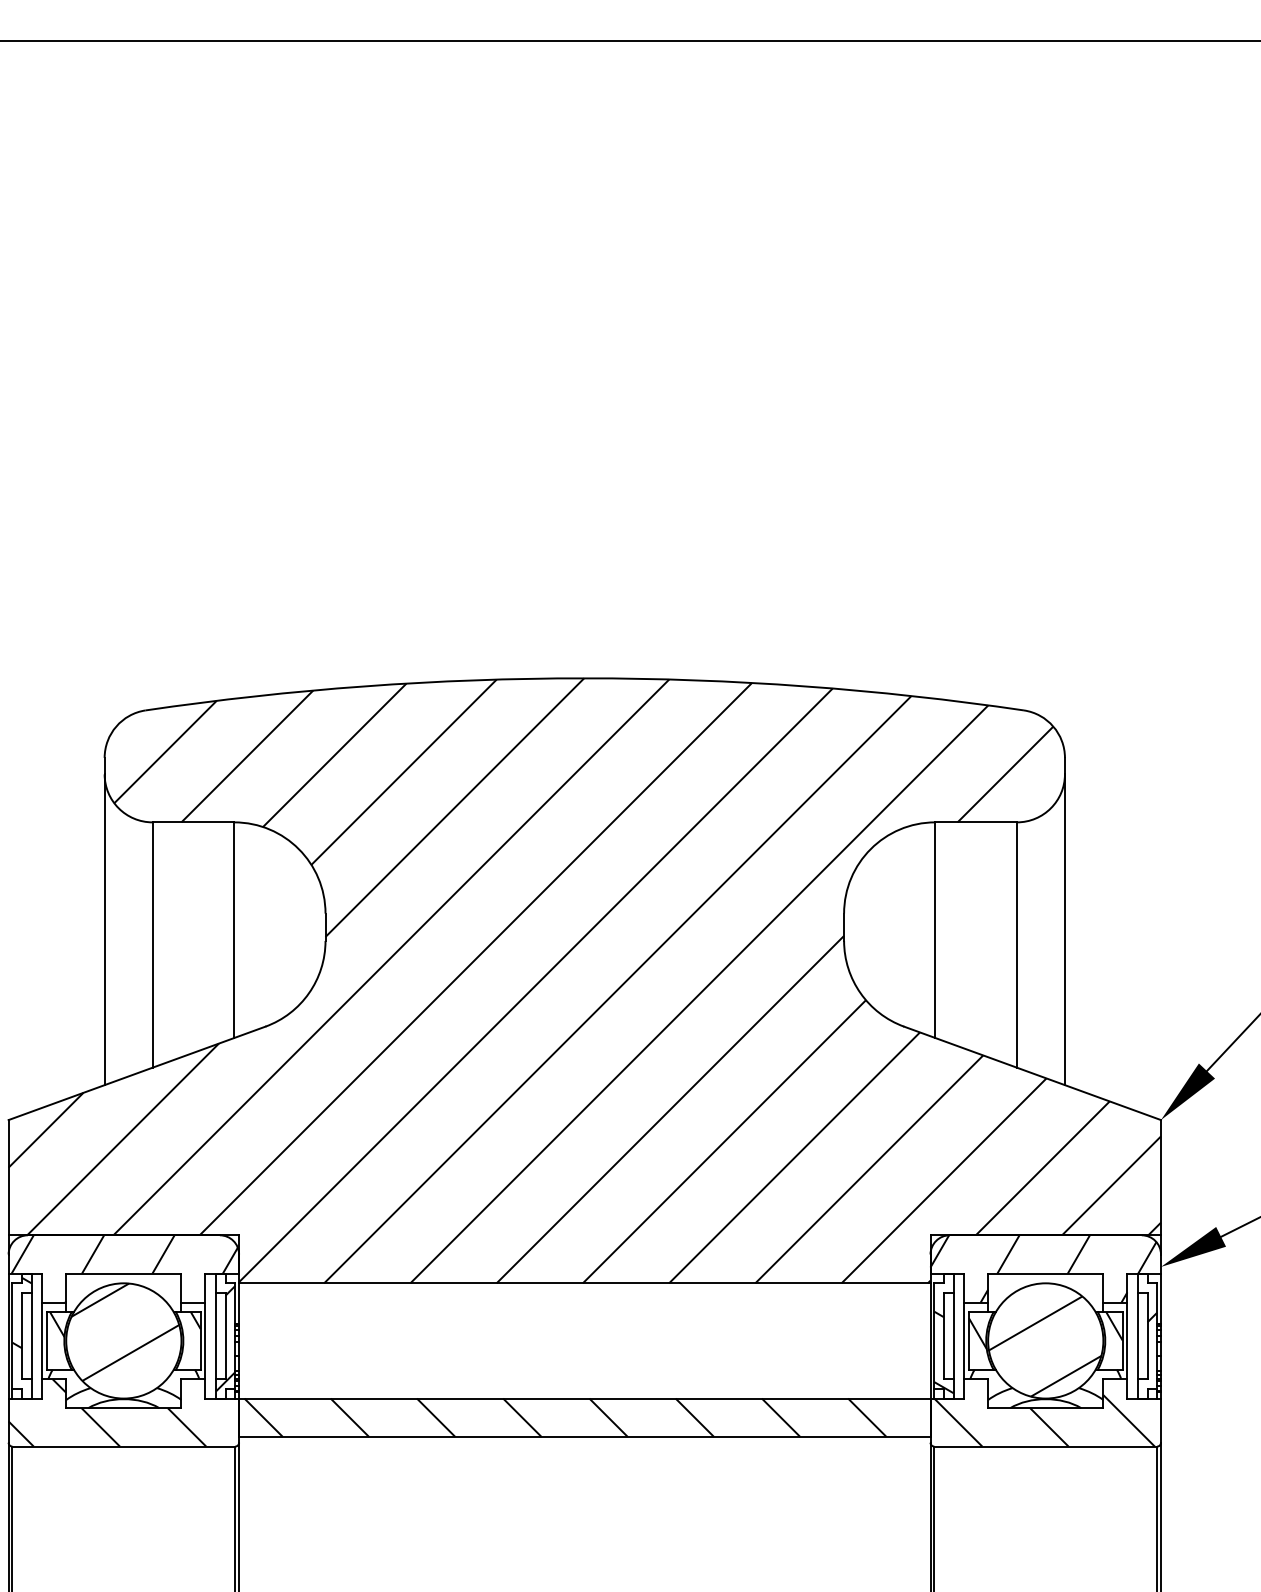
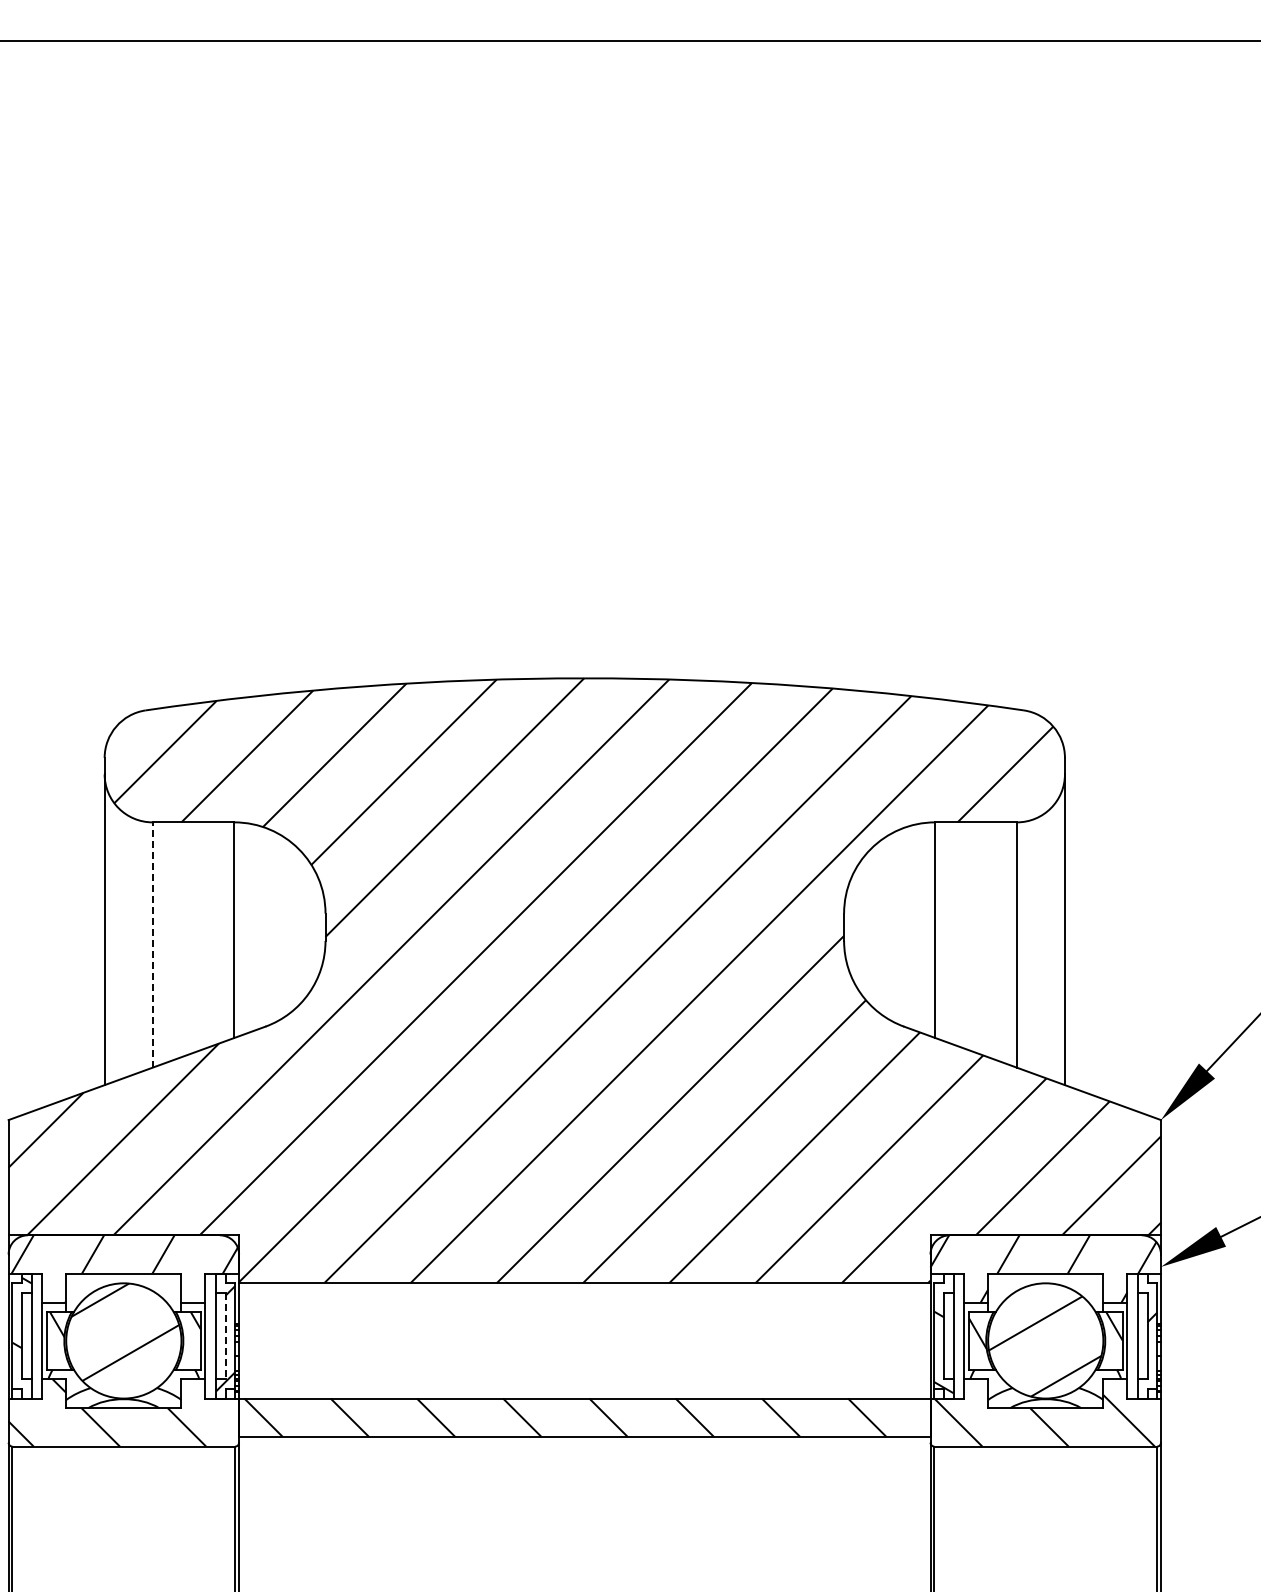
line: solid -> dashed (152, 945)
line: solid -> dashed (225, 1336)
